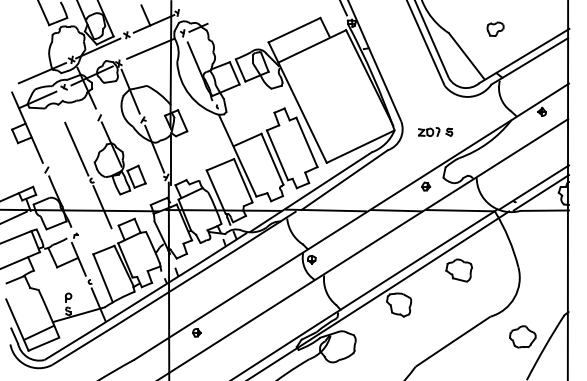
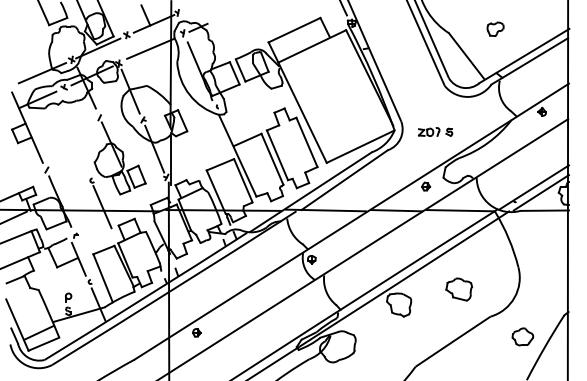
line: present -> none (76, 148)
part position: (458, 270) -> (458, 289) (458, 289)
part size: 28x24 px -> 24x20 px (522, 336)
